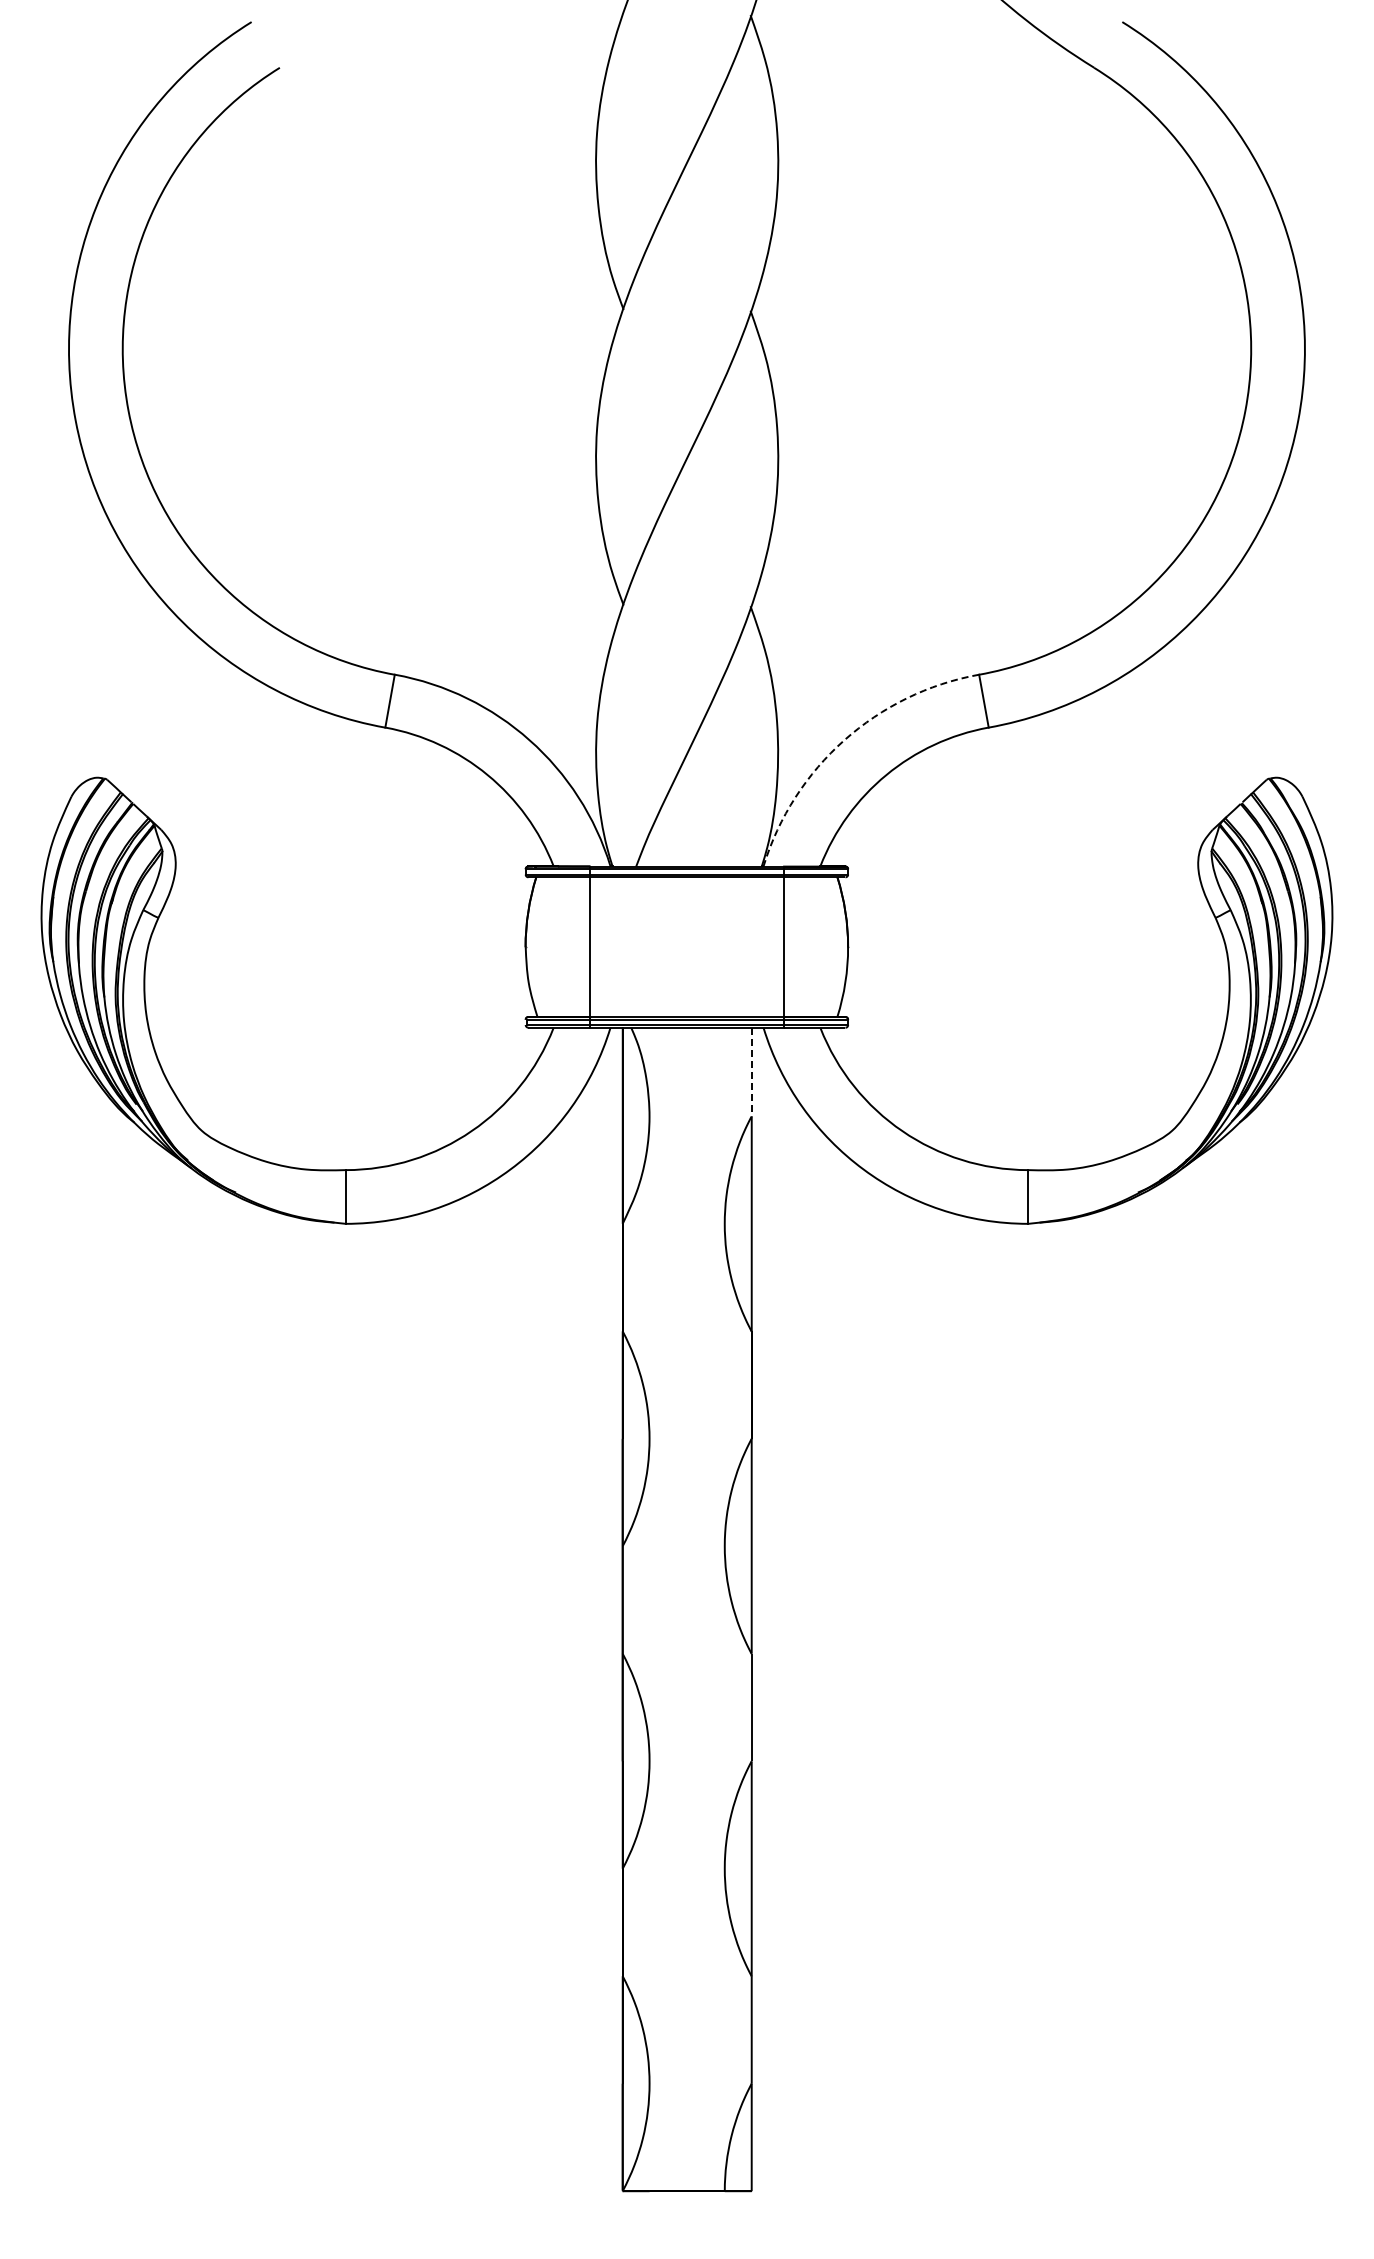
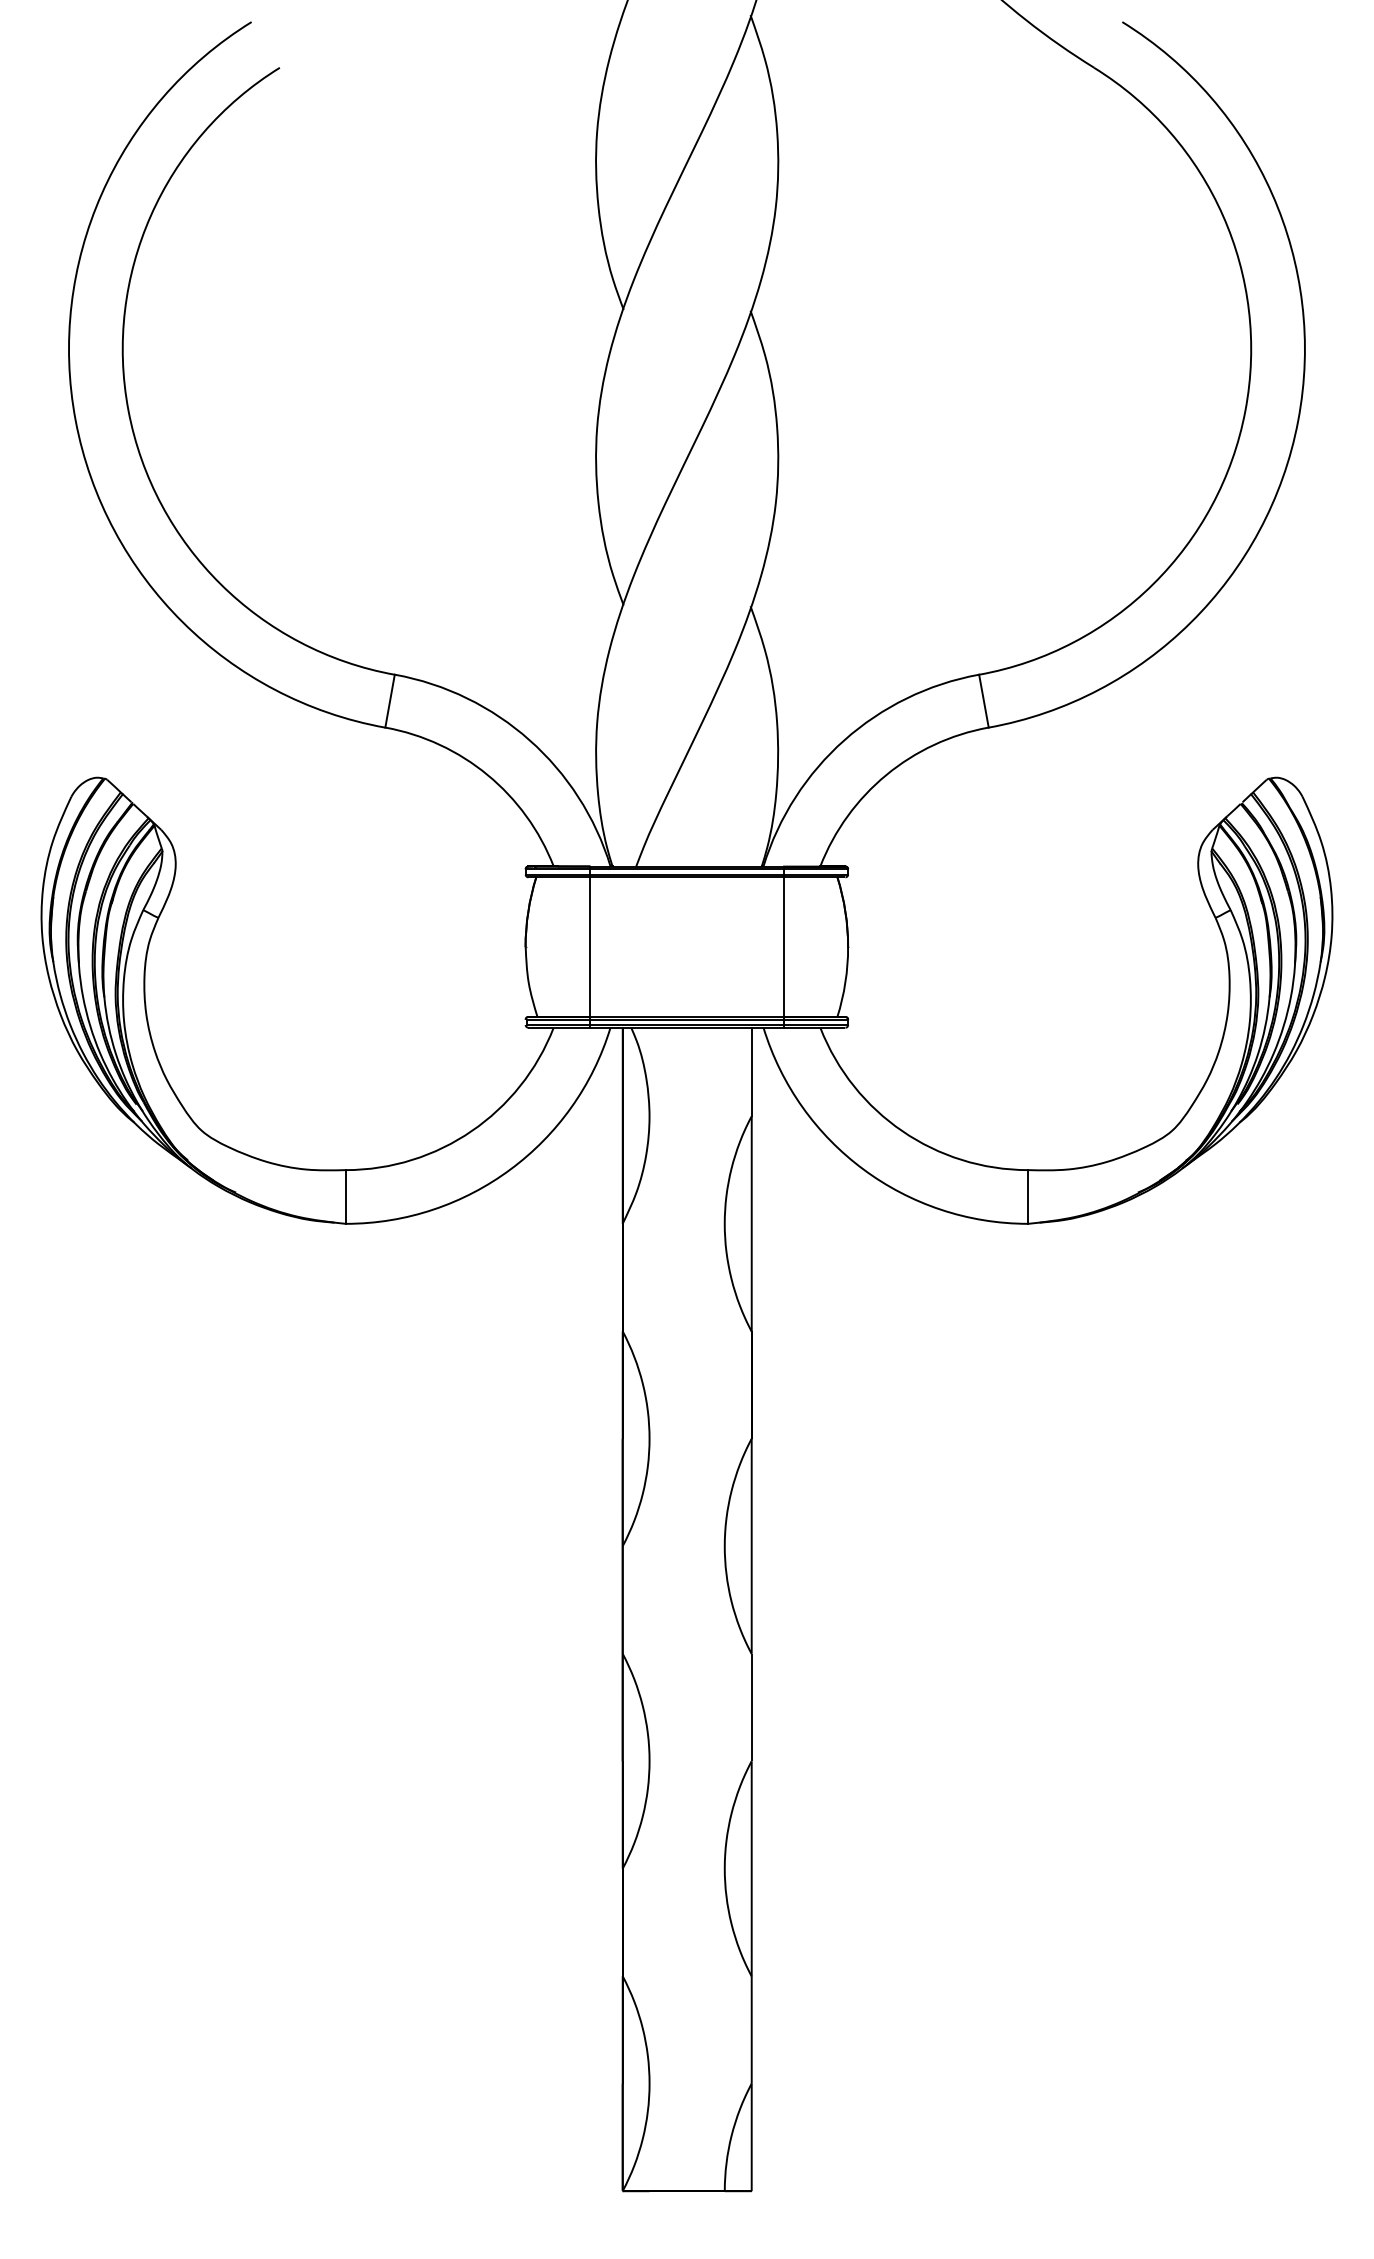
arc: dashed -> solid (844, 740)
line: dashed -> solid (751, 1072)
